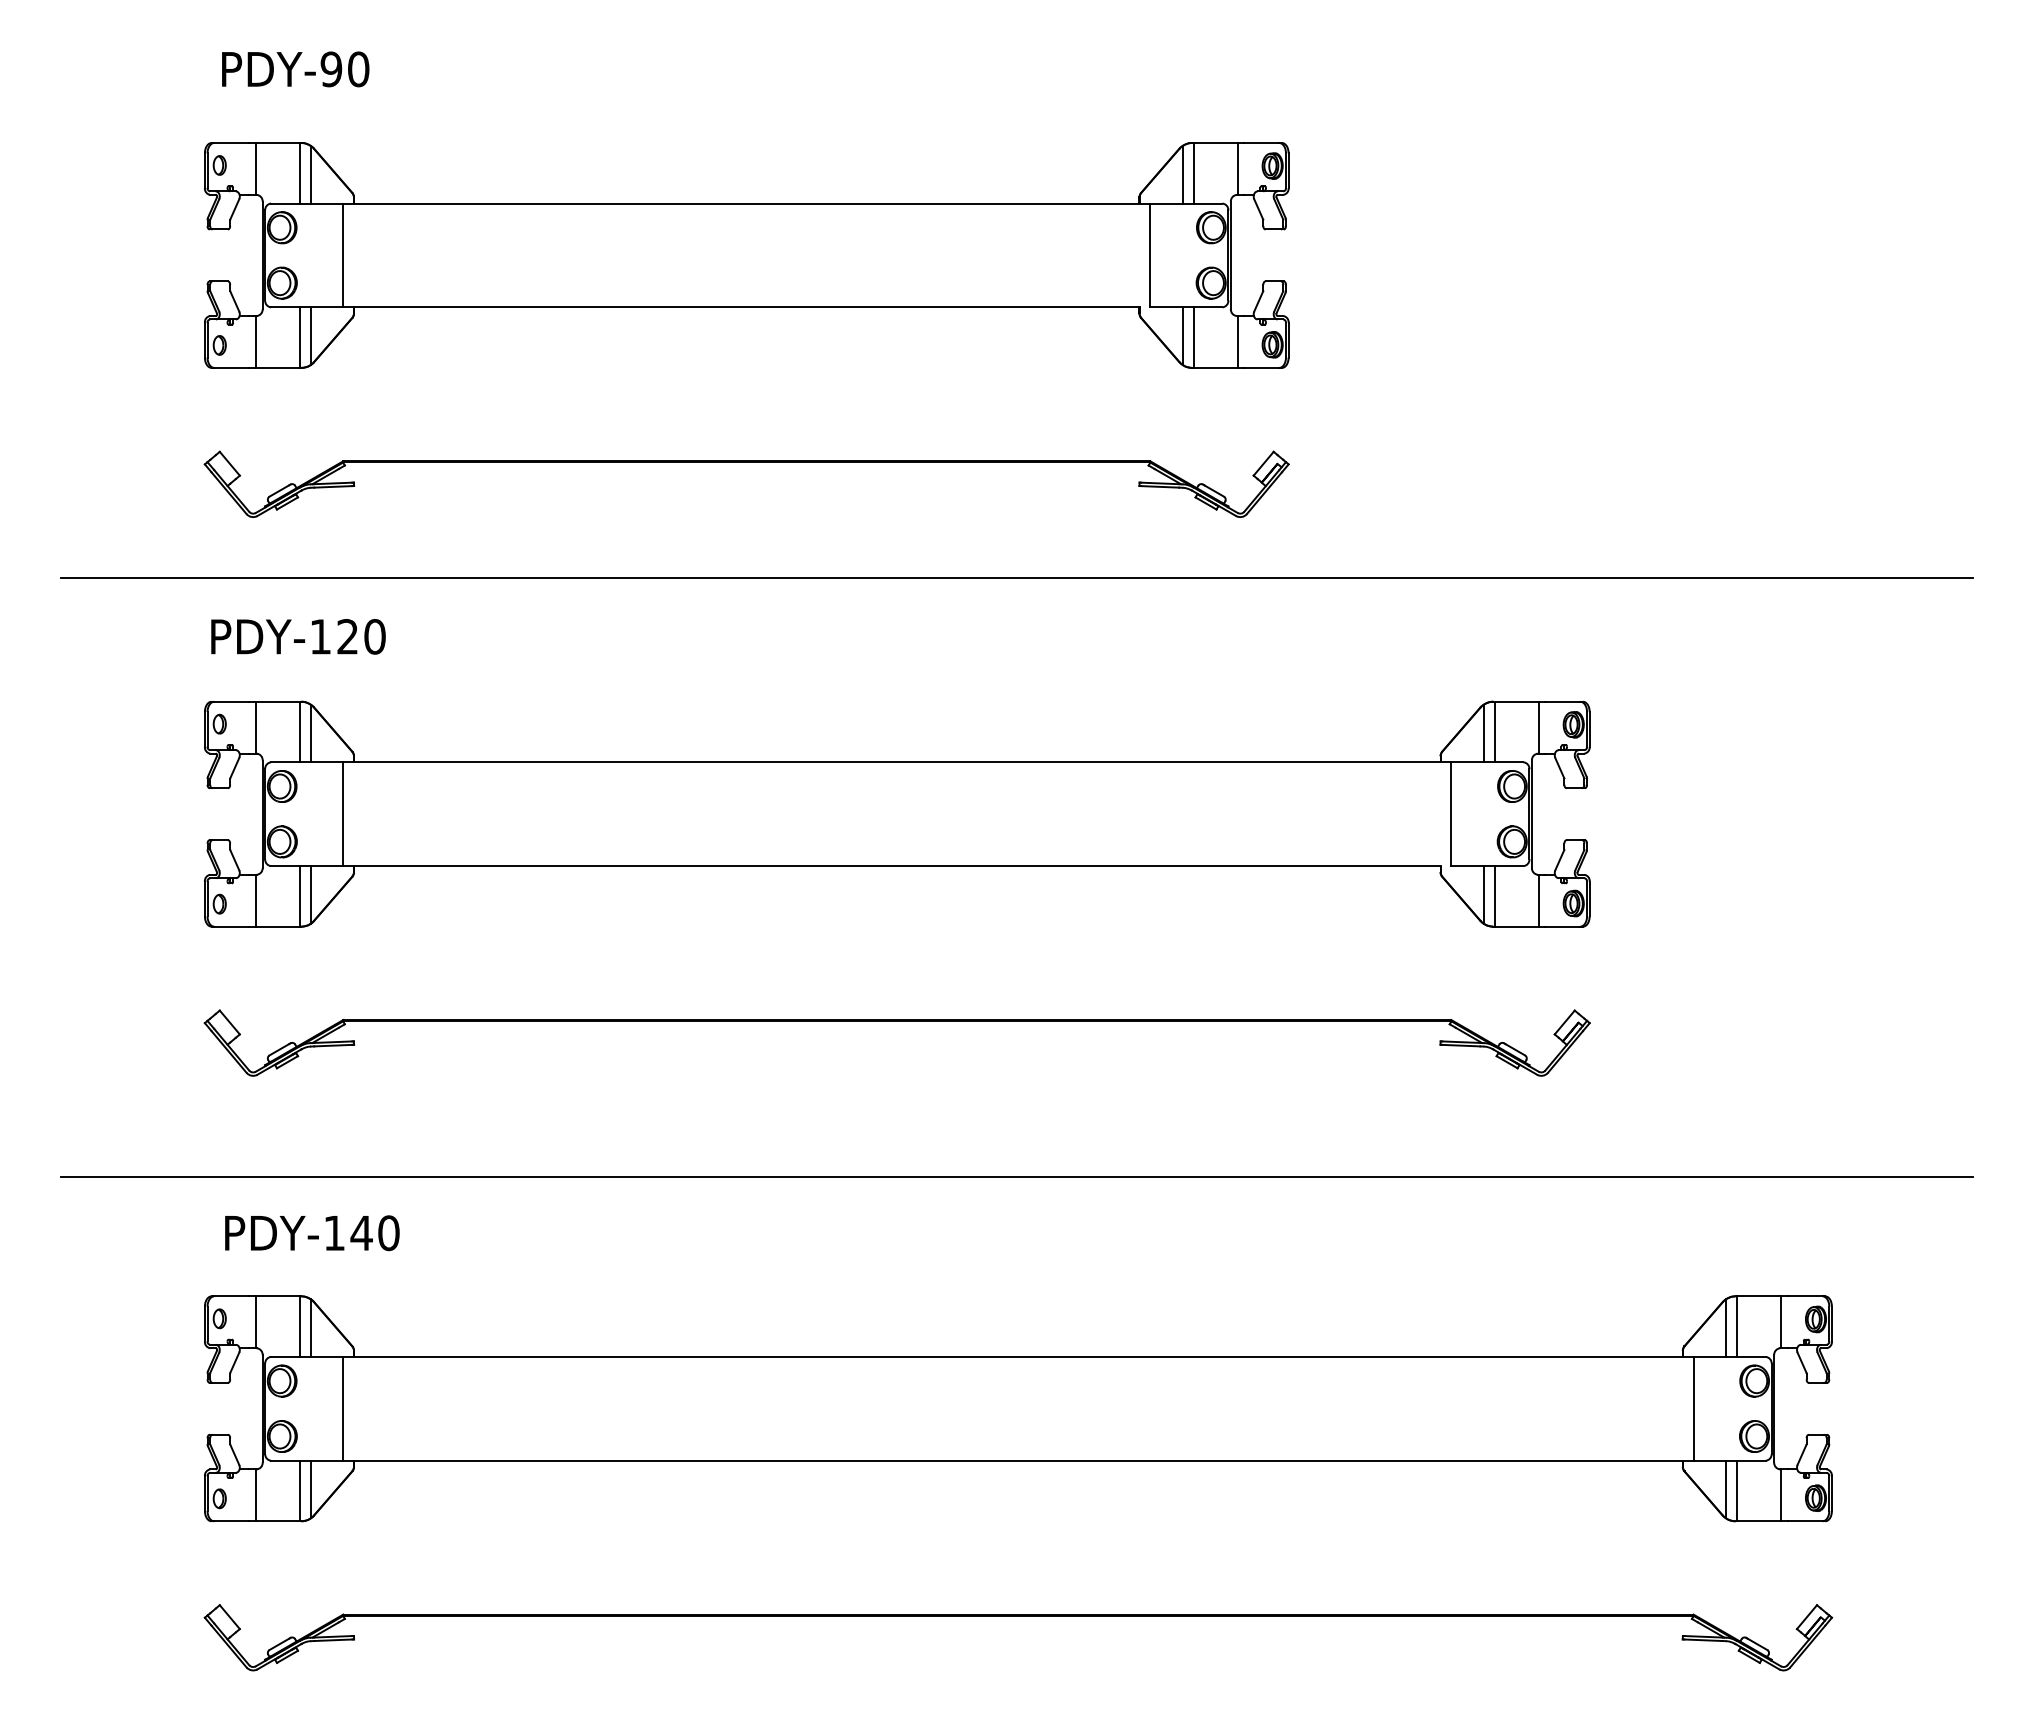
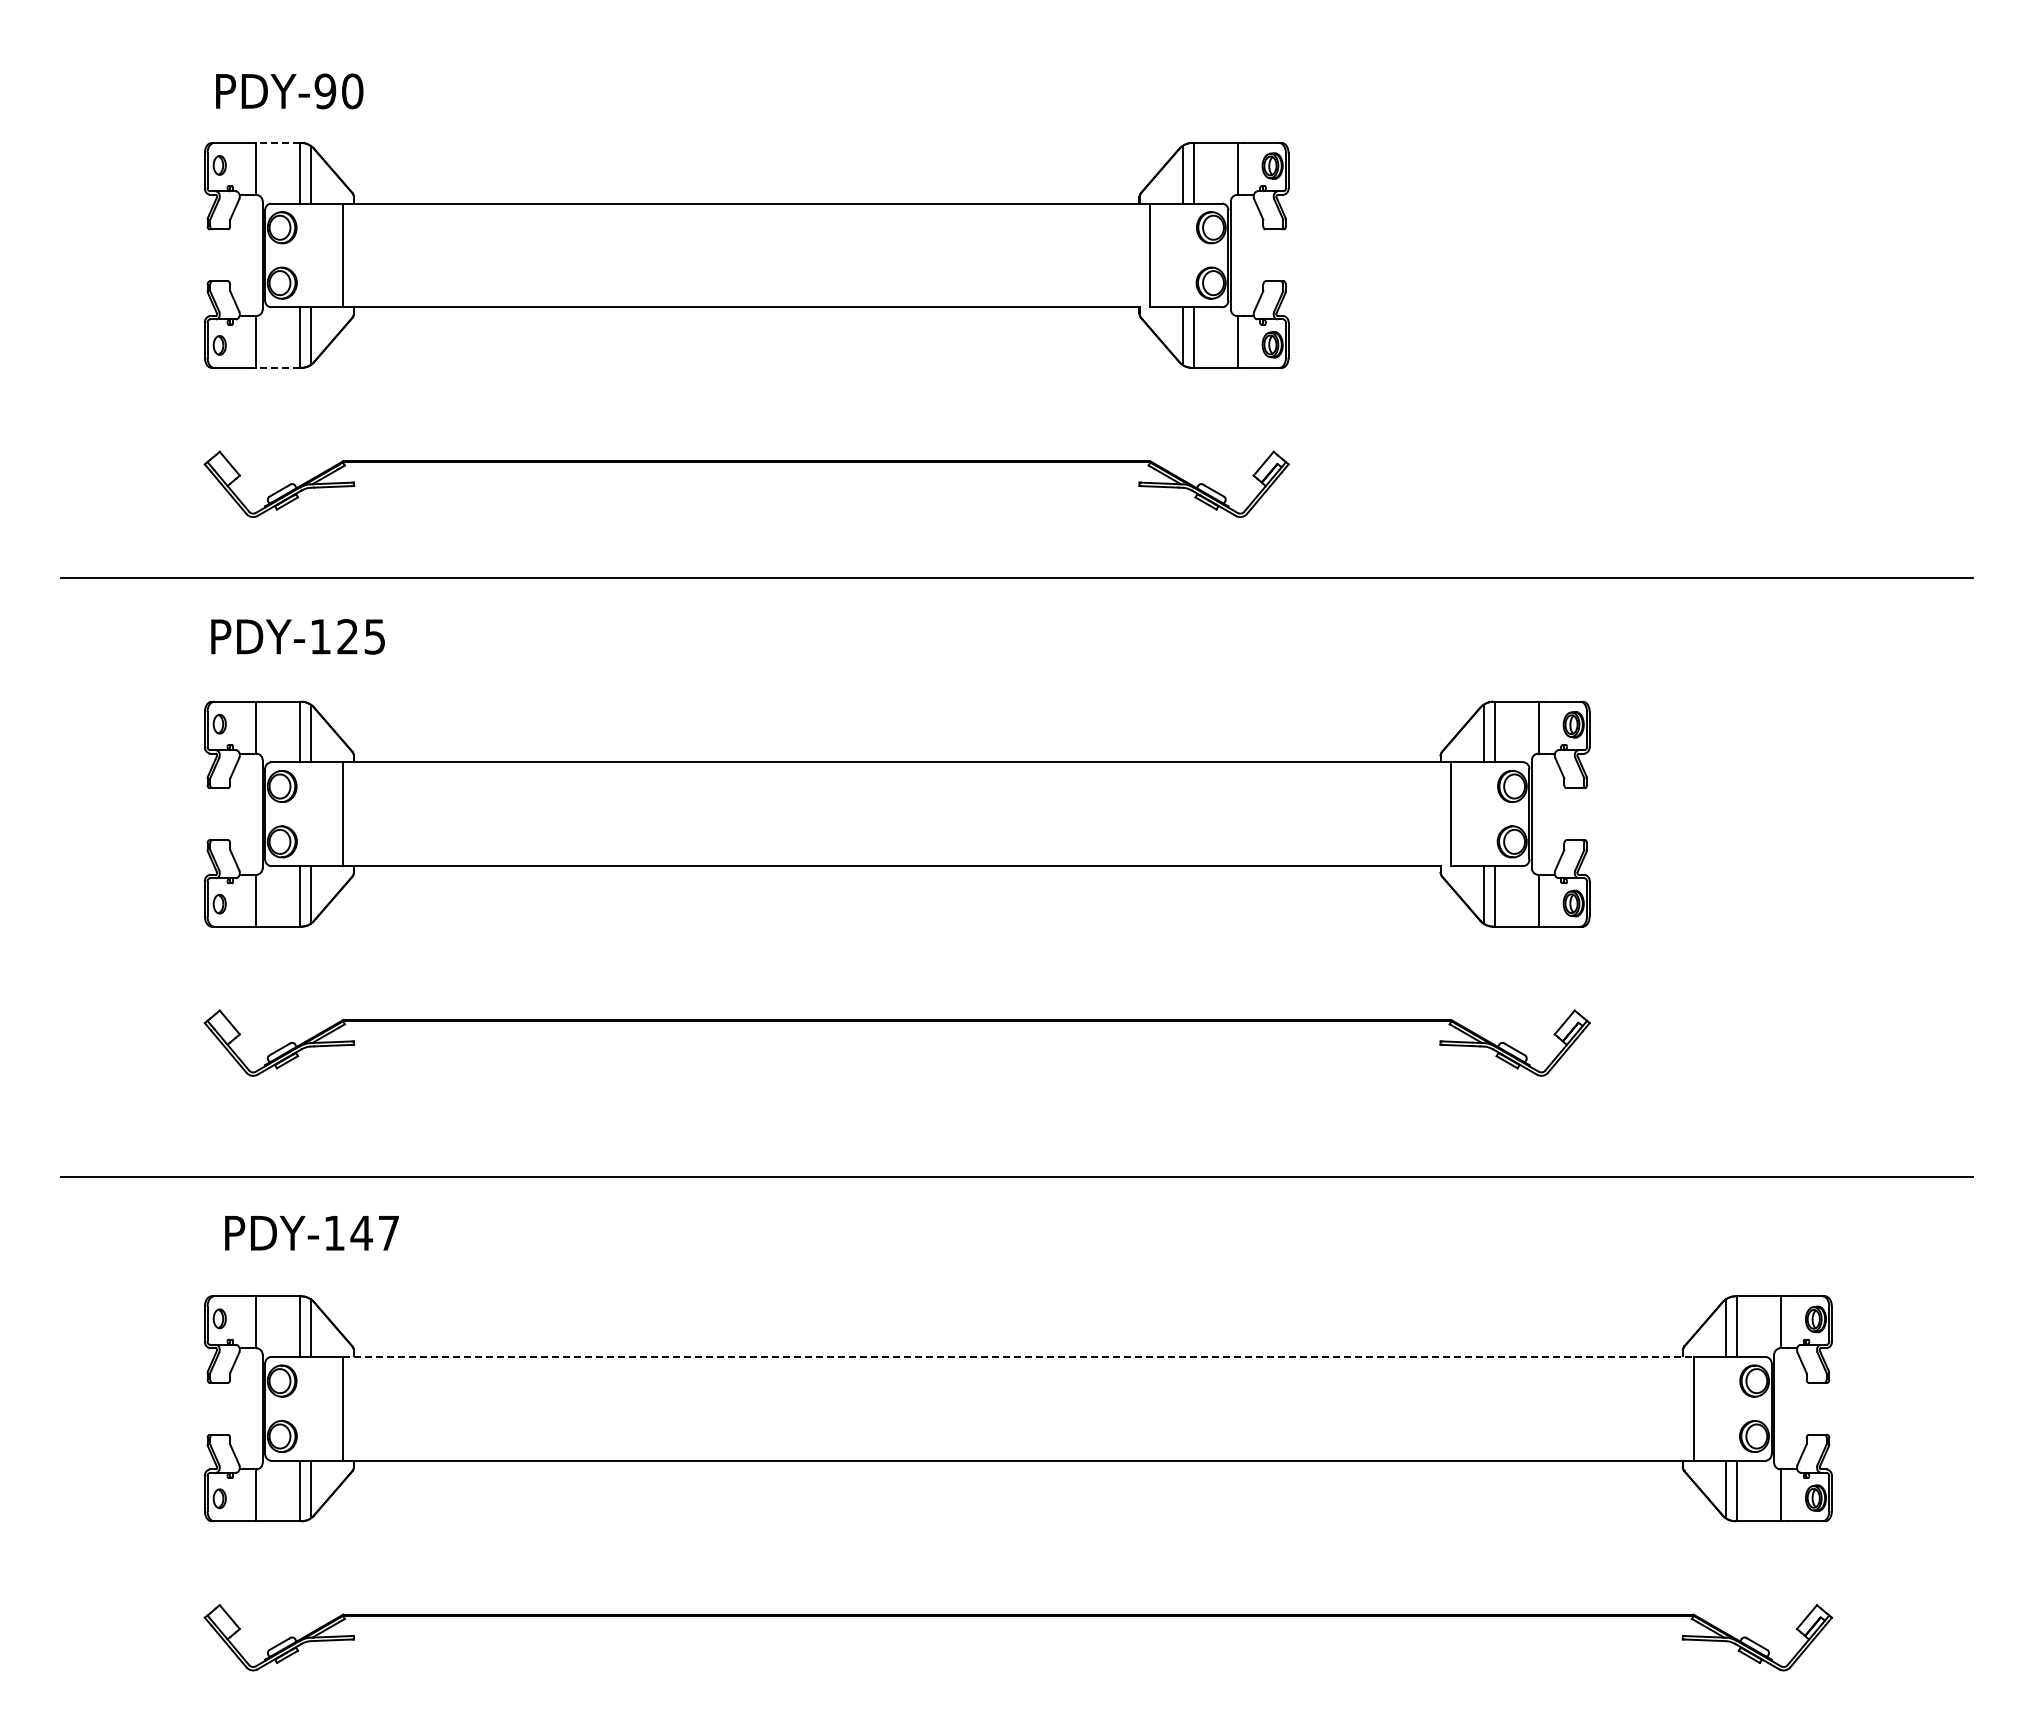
text position: (295, 69) -> (289, 91) (289, 91)
line: solid -> dashed (277, 142)
line: solid -> dashed (277, 367)
text: PDY-120 -> PDY-125 (374, 636)
text: PDY-140 -> PDY-147 (388, 1233)
line: solid -> dashed (1018, 1356)
